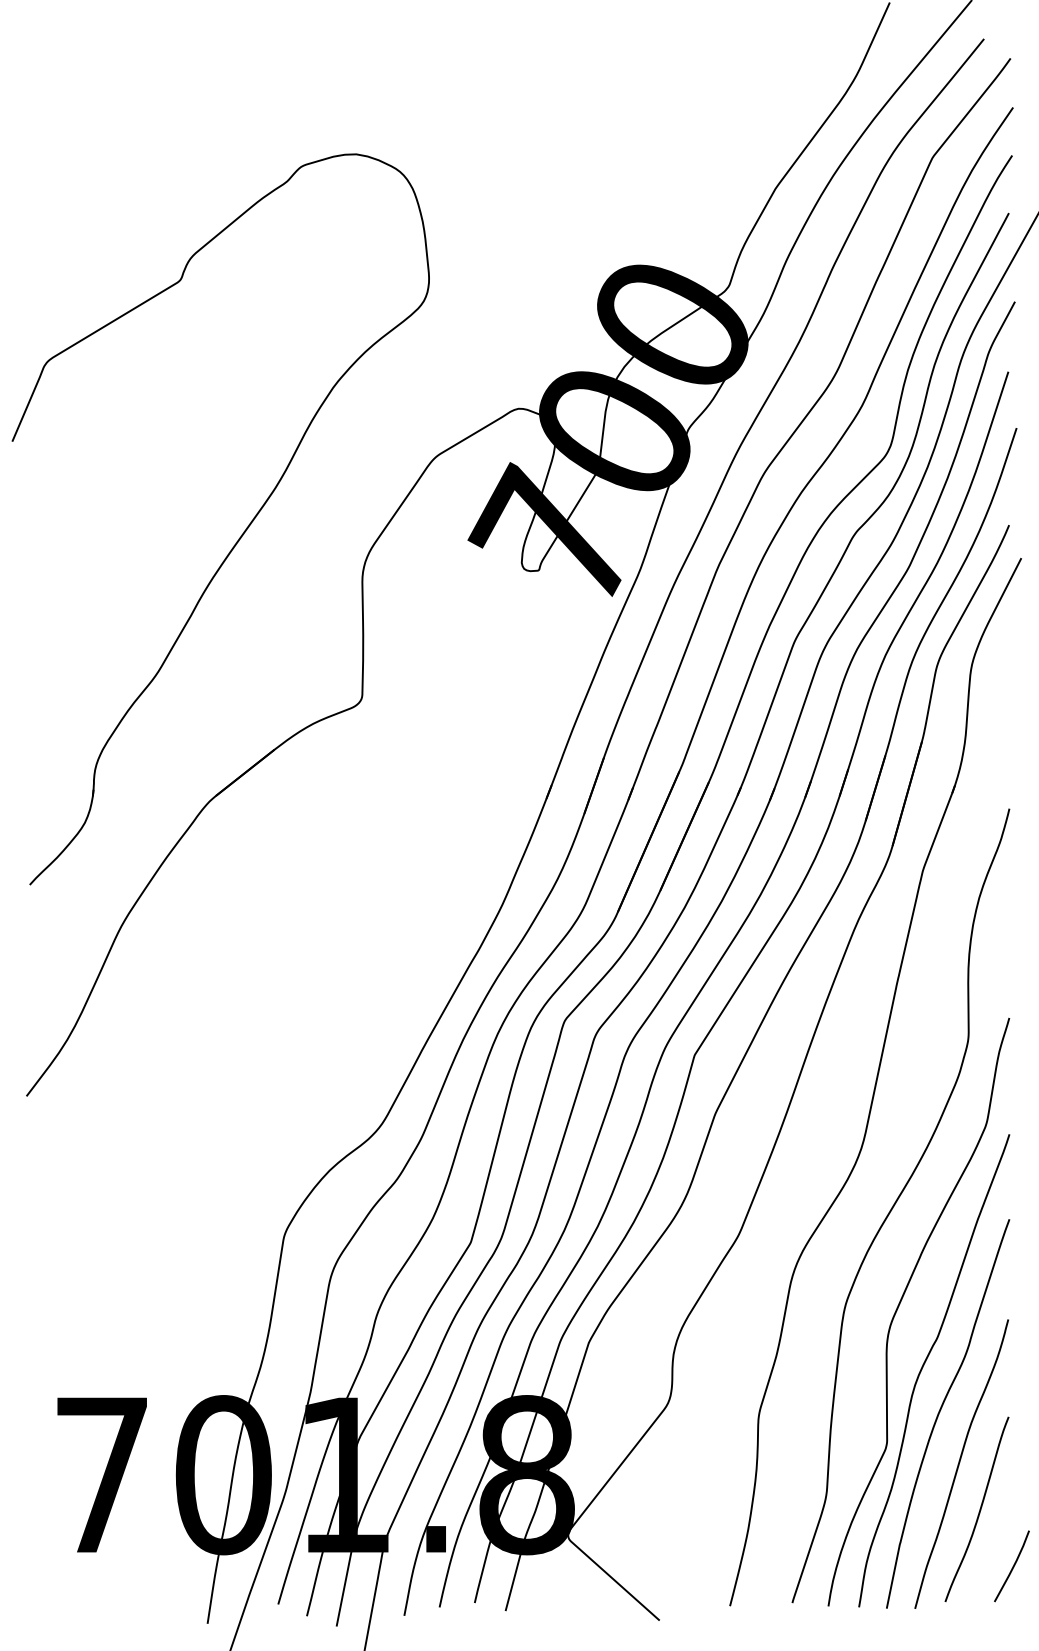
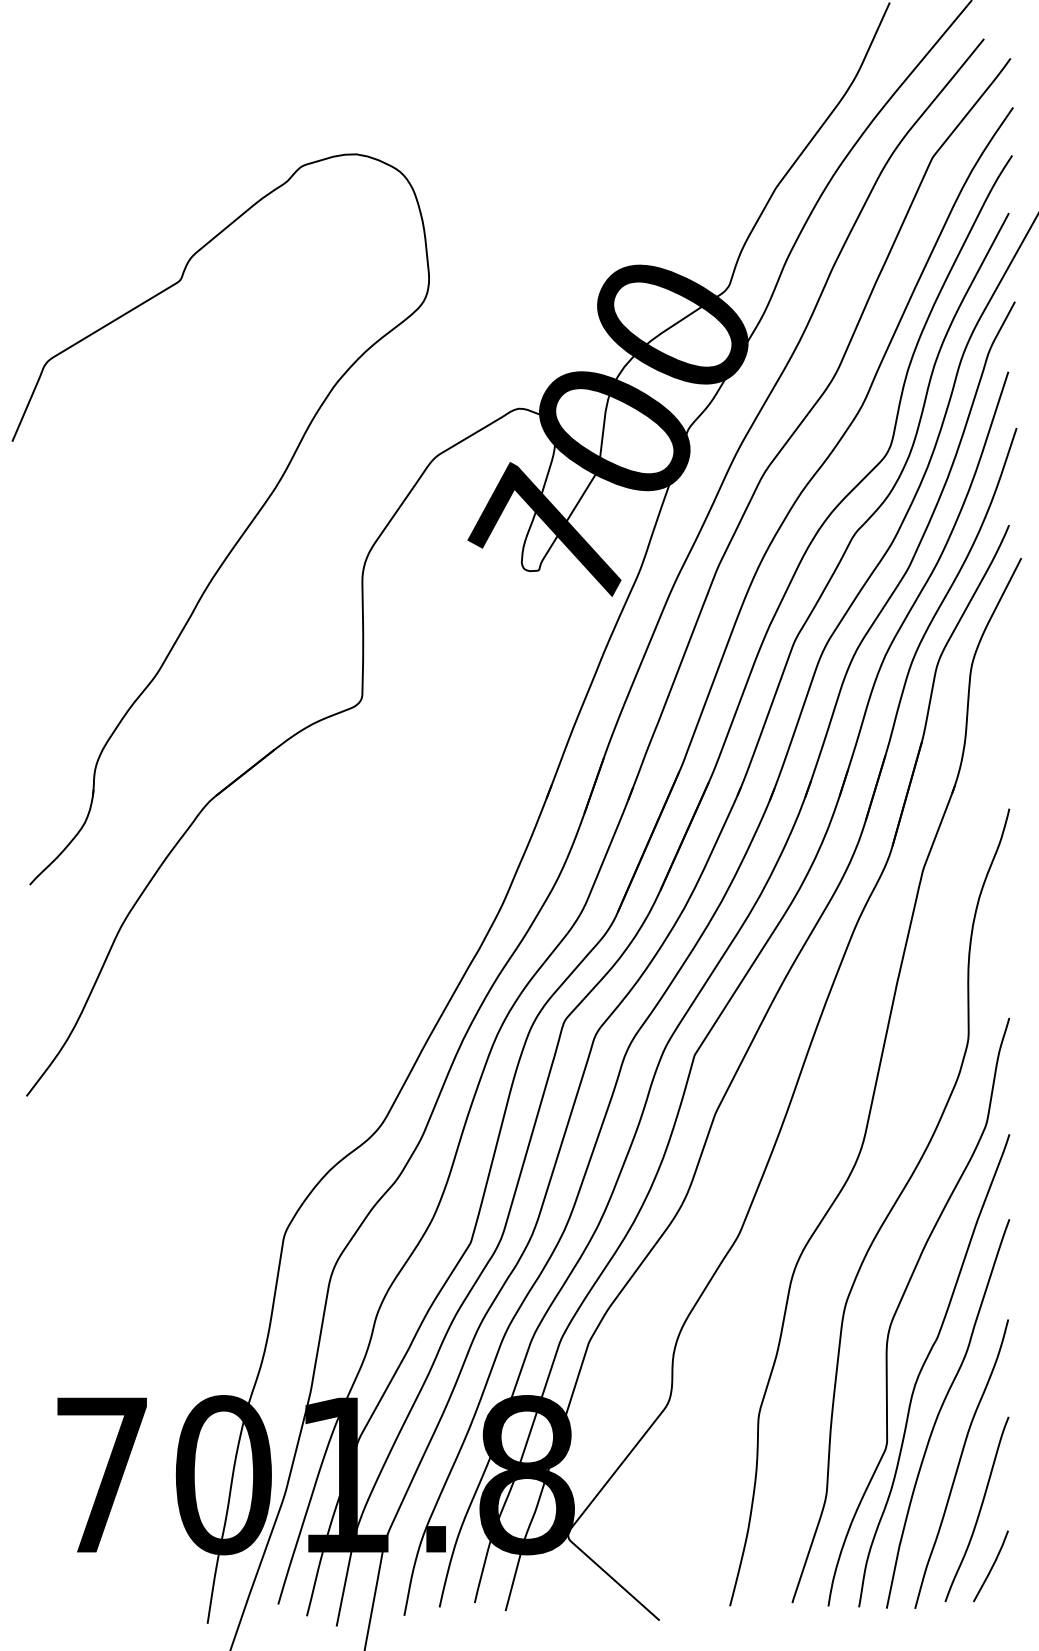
curve position: (1012, 1566) -> (991, 1566) (991, 1566)
